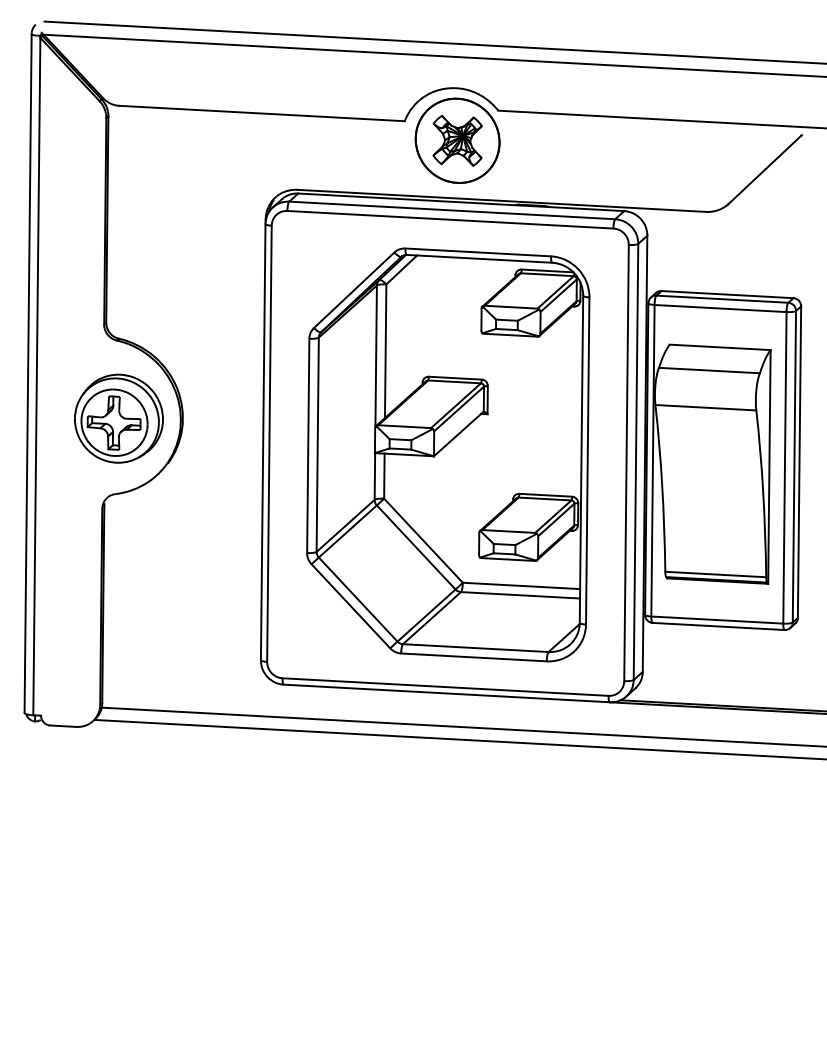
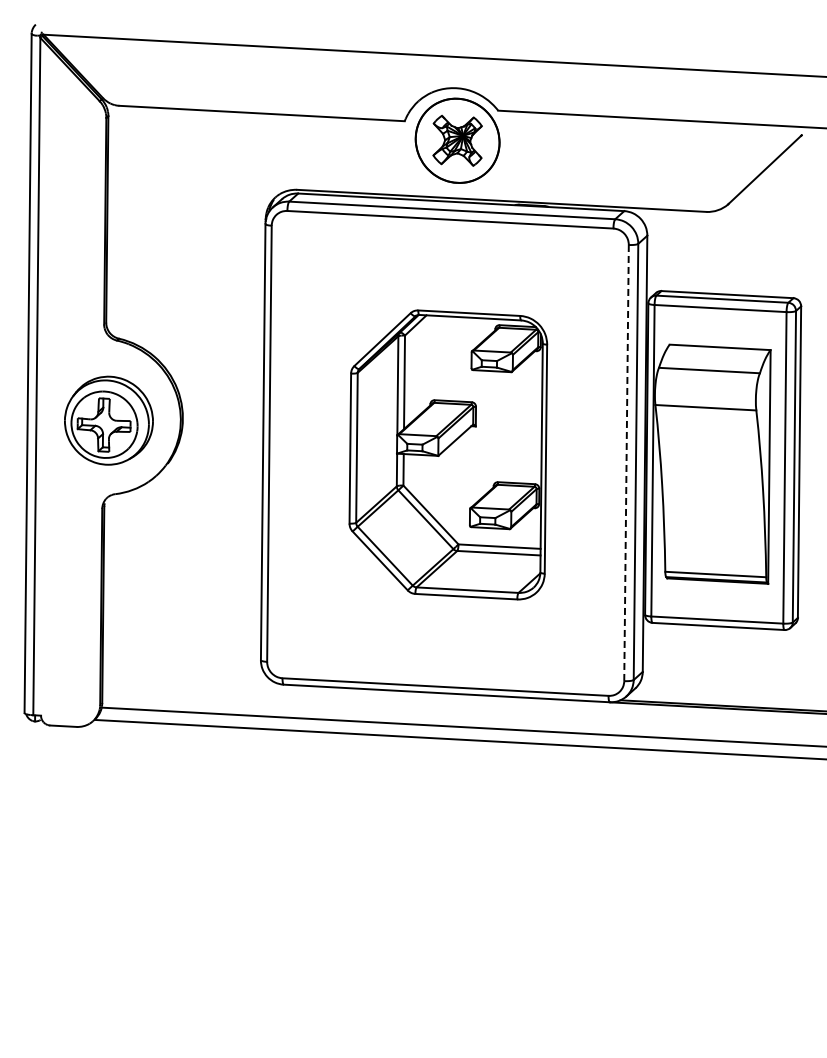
line: present -> none (433, 42)
part position: (118, 418) -> (108, 420) (108, 420)
part size: 285x416 px -> 201x292 px (448, 454)
line: solid -> dashed (626, 463)
